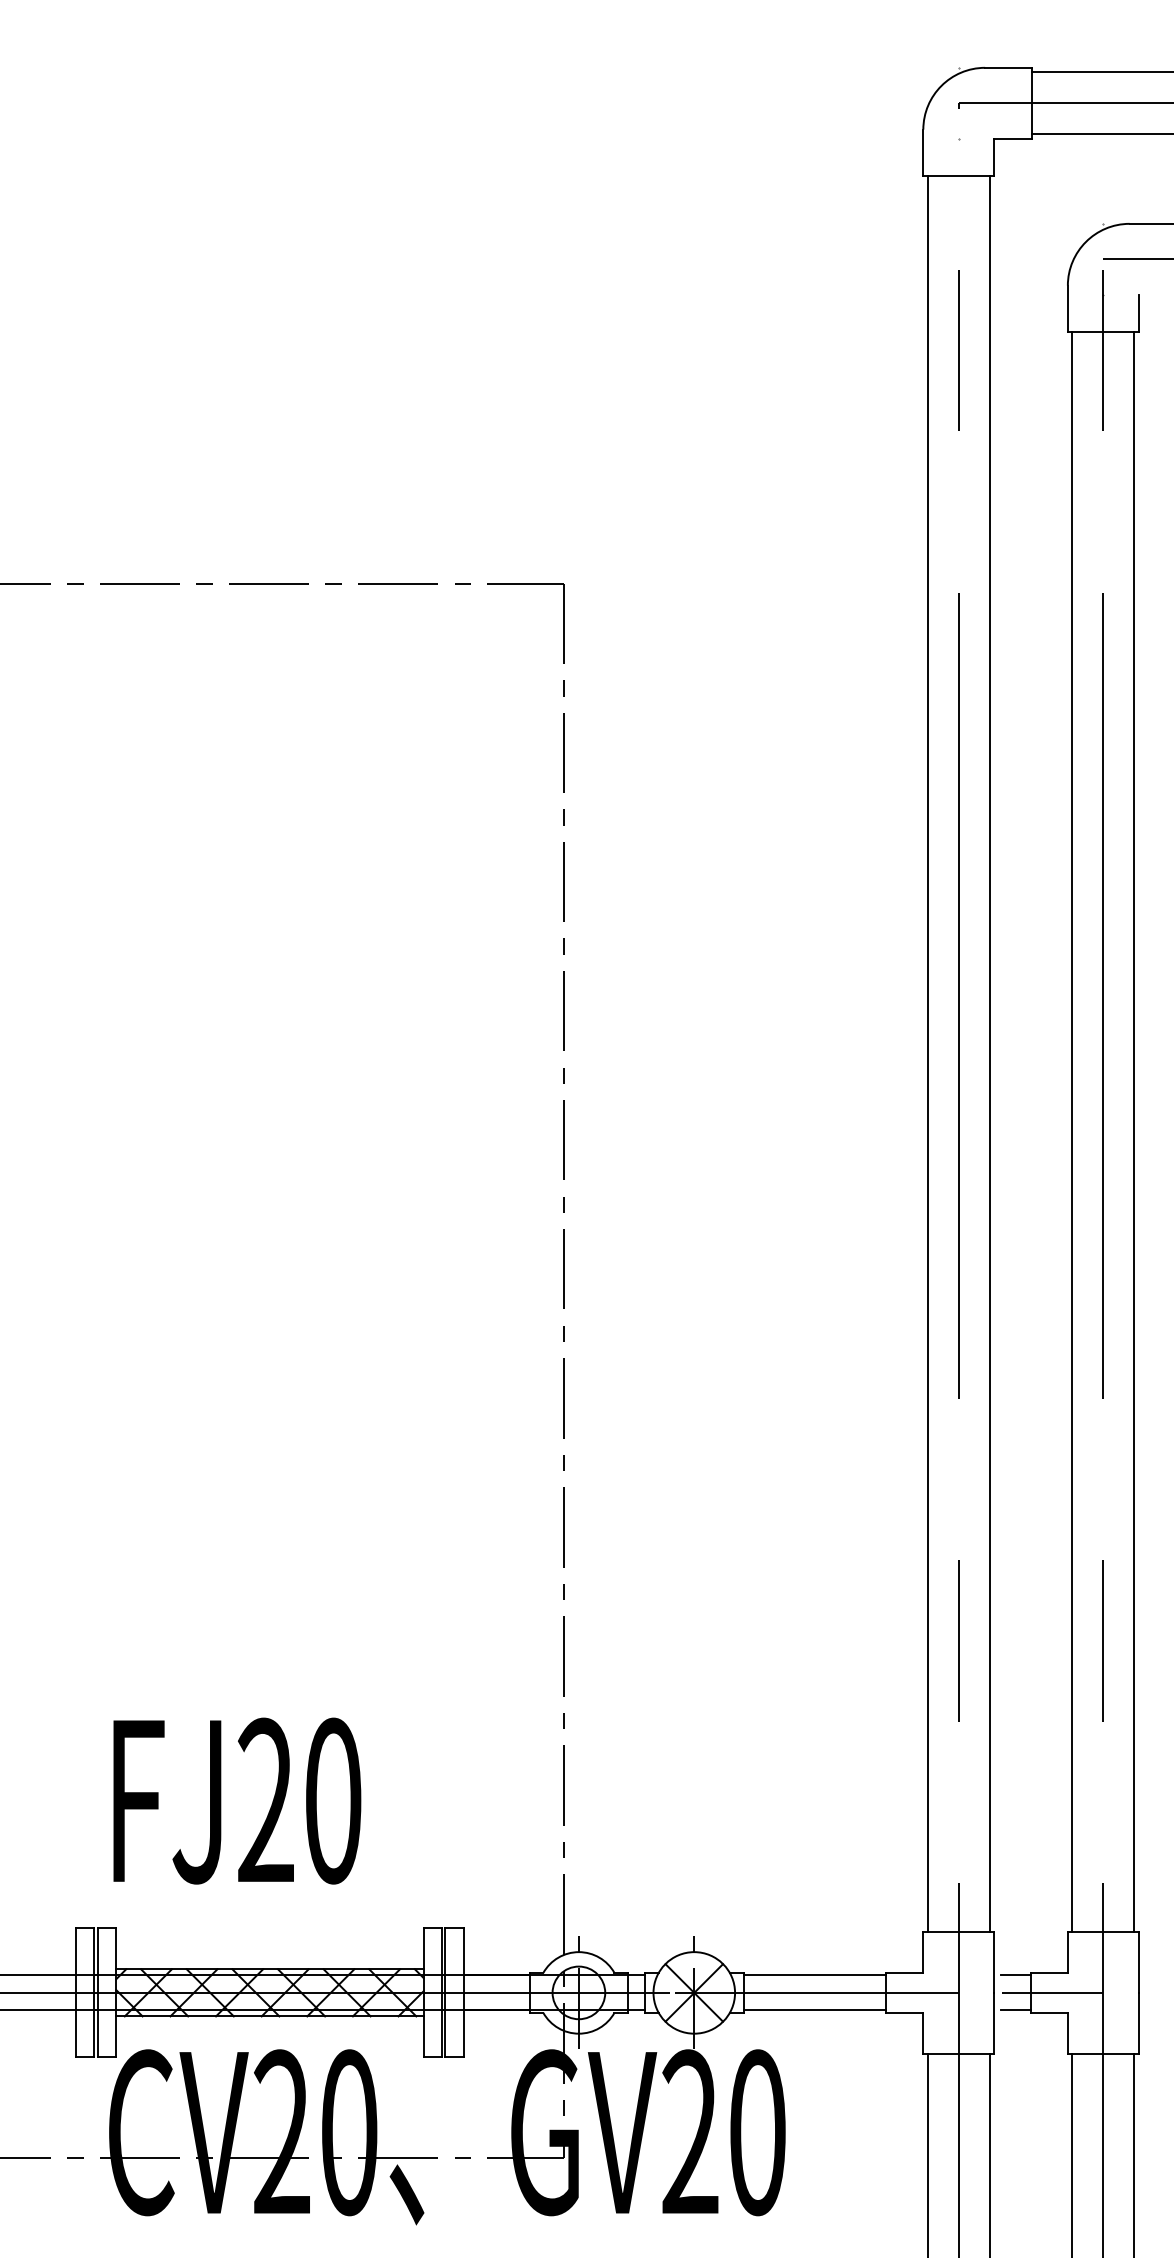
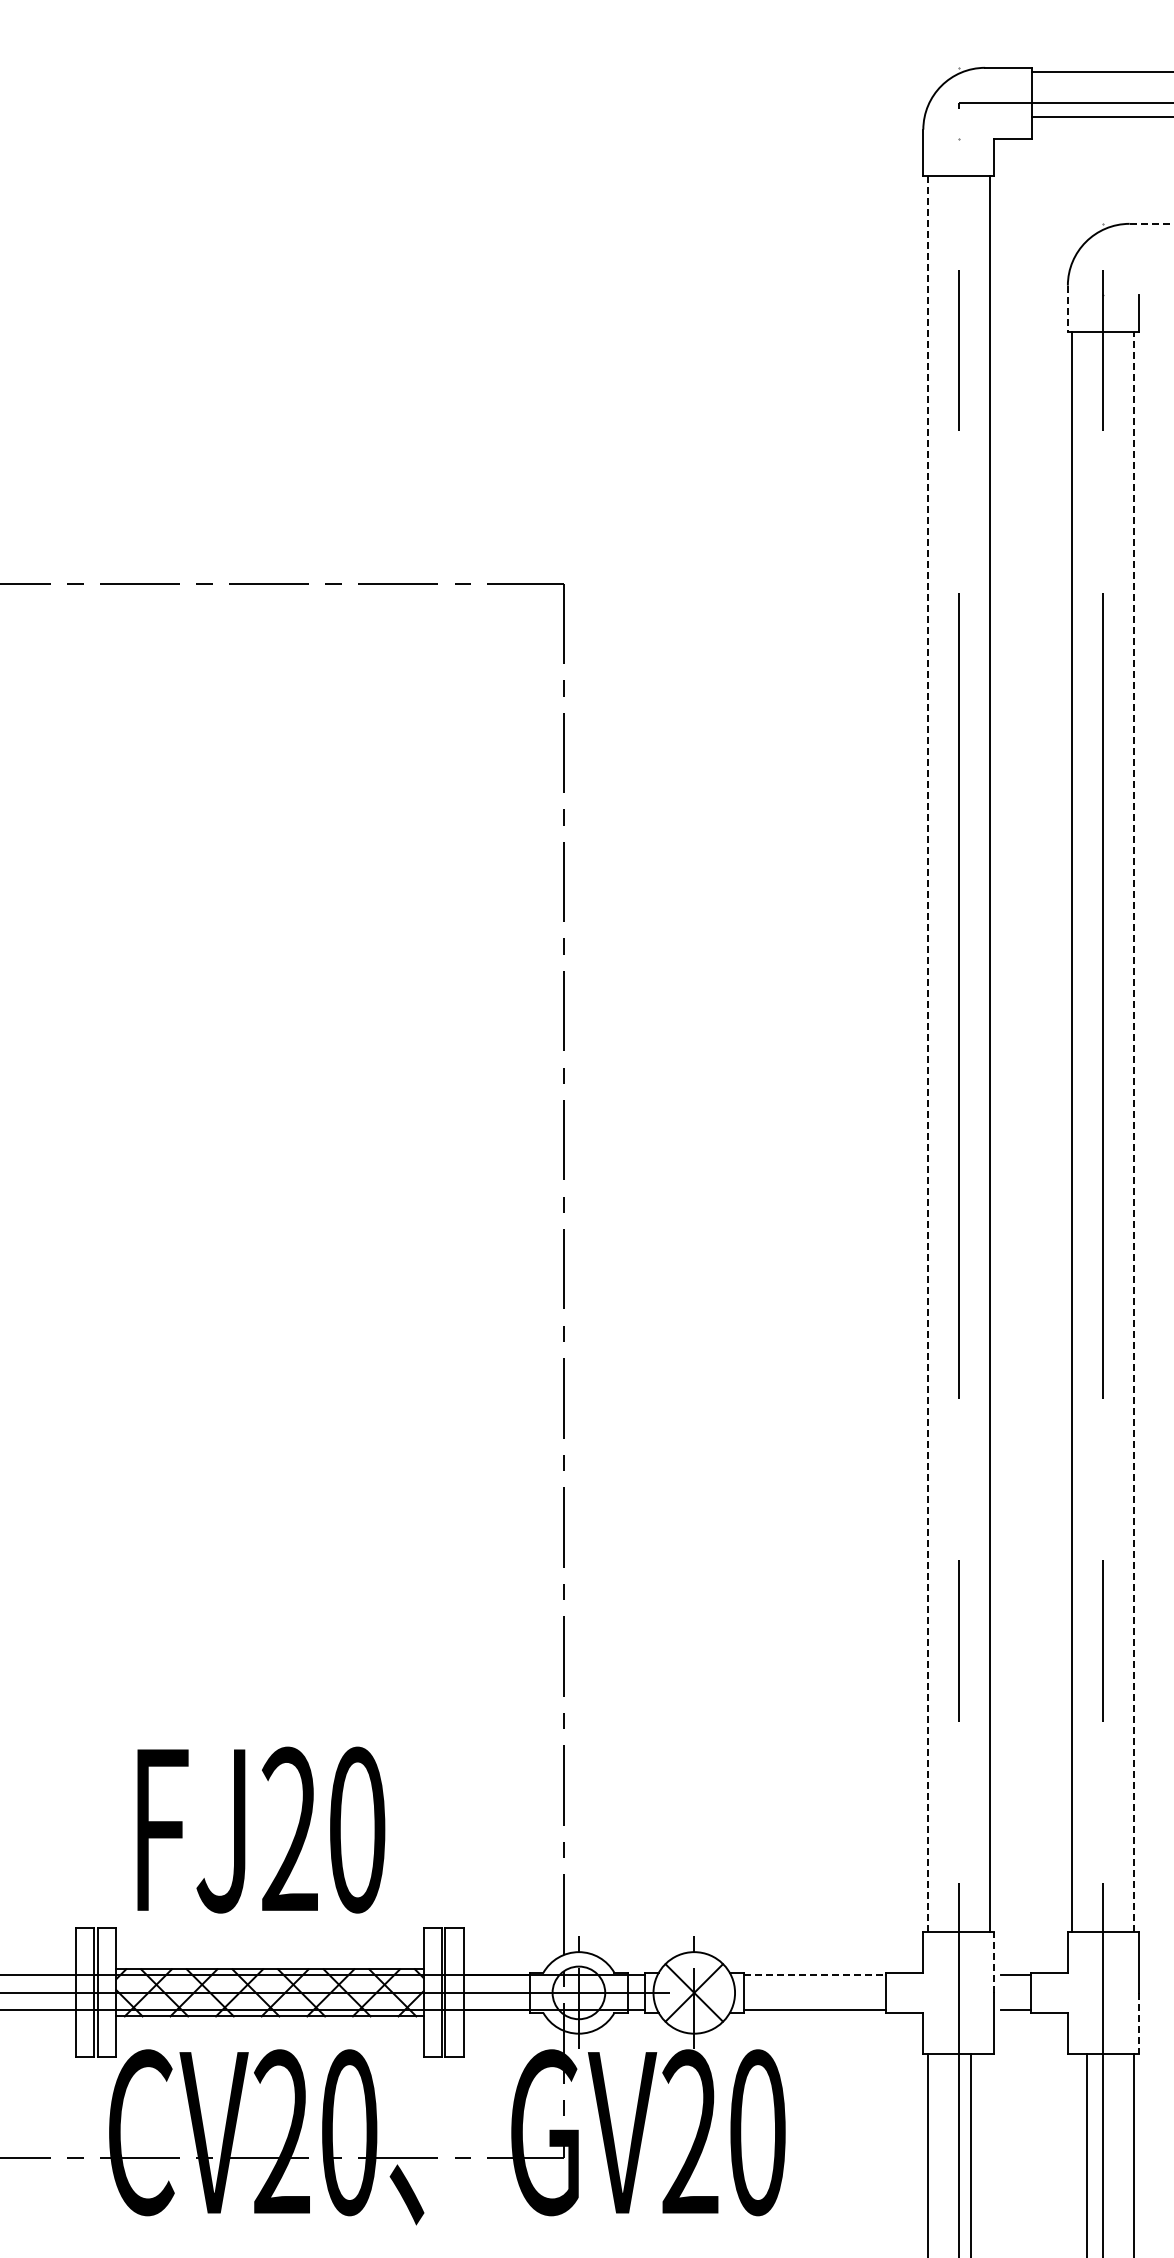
line position: (1100, 134) -> (1100, 117) (1100, 117)
line: solid -> dashed (1151, 223)
line: present -> none (1136, 259)
line: solid -> dashed (1067, 309)
line: solid -> dashed (927, 1054)
line: solid -> dashed (1134, 1132)
text position: (237, 1800) -> (261, 1829) (261, 1829)
line: solid -> dashed (994, 1961)
line: solid -> dashed (815, 1975)
line: present -> none (816, 1992)
line: present -> none (1052, 1992)
line: solid -> dashed (1138, 2023)
line position: (989, 2153) -> (970, 2153) (970, 2153)
line position: (1072, 2153) -> (1087, 2153) (1087, 2153)
